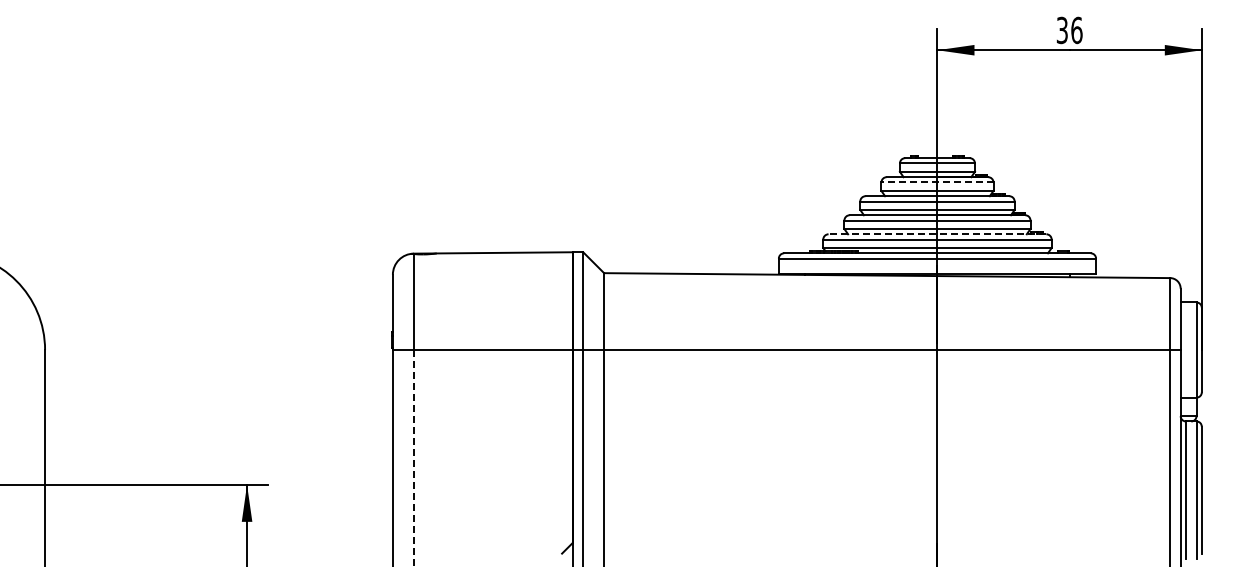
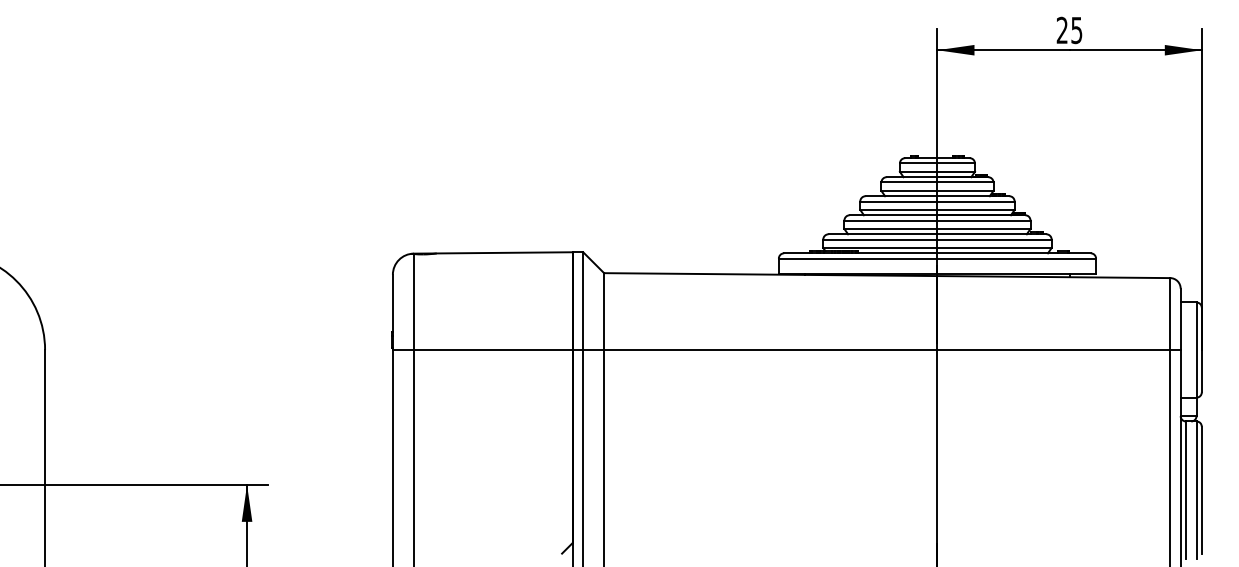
text: 36 -> 25 (1069, 30)
line: dashed -> solid (936, 182)
line: dashed -> solid (937, 234)
line: dashed -> solid (413, 459)
